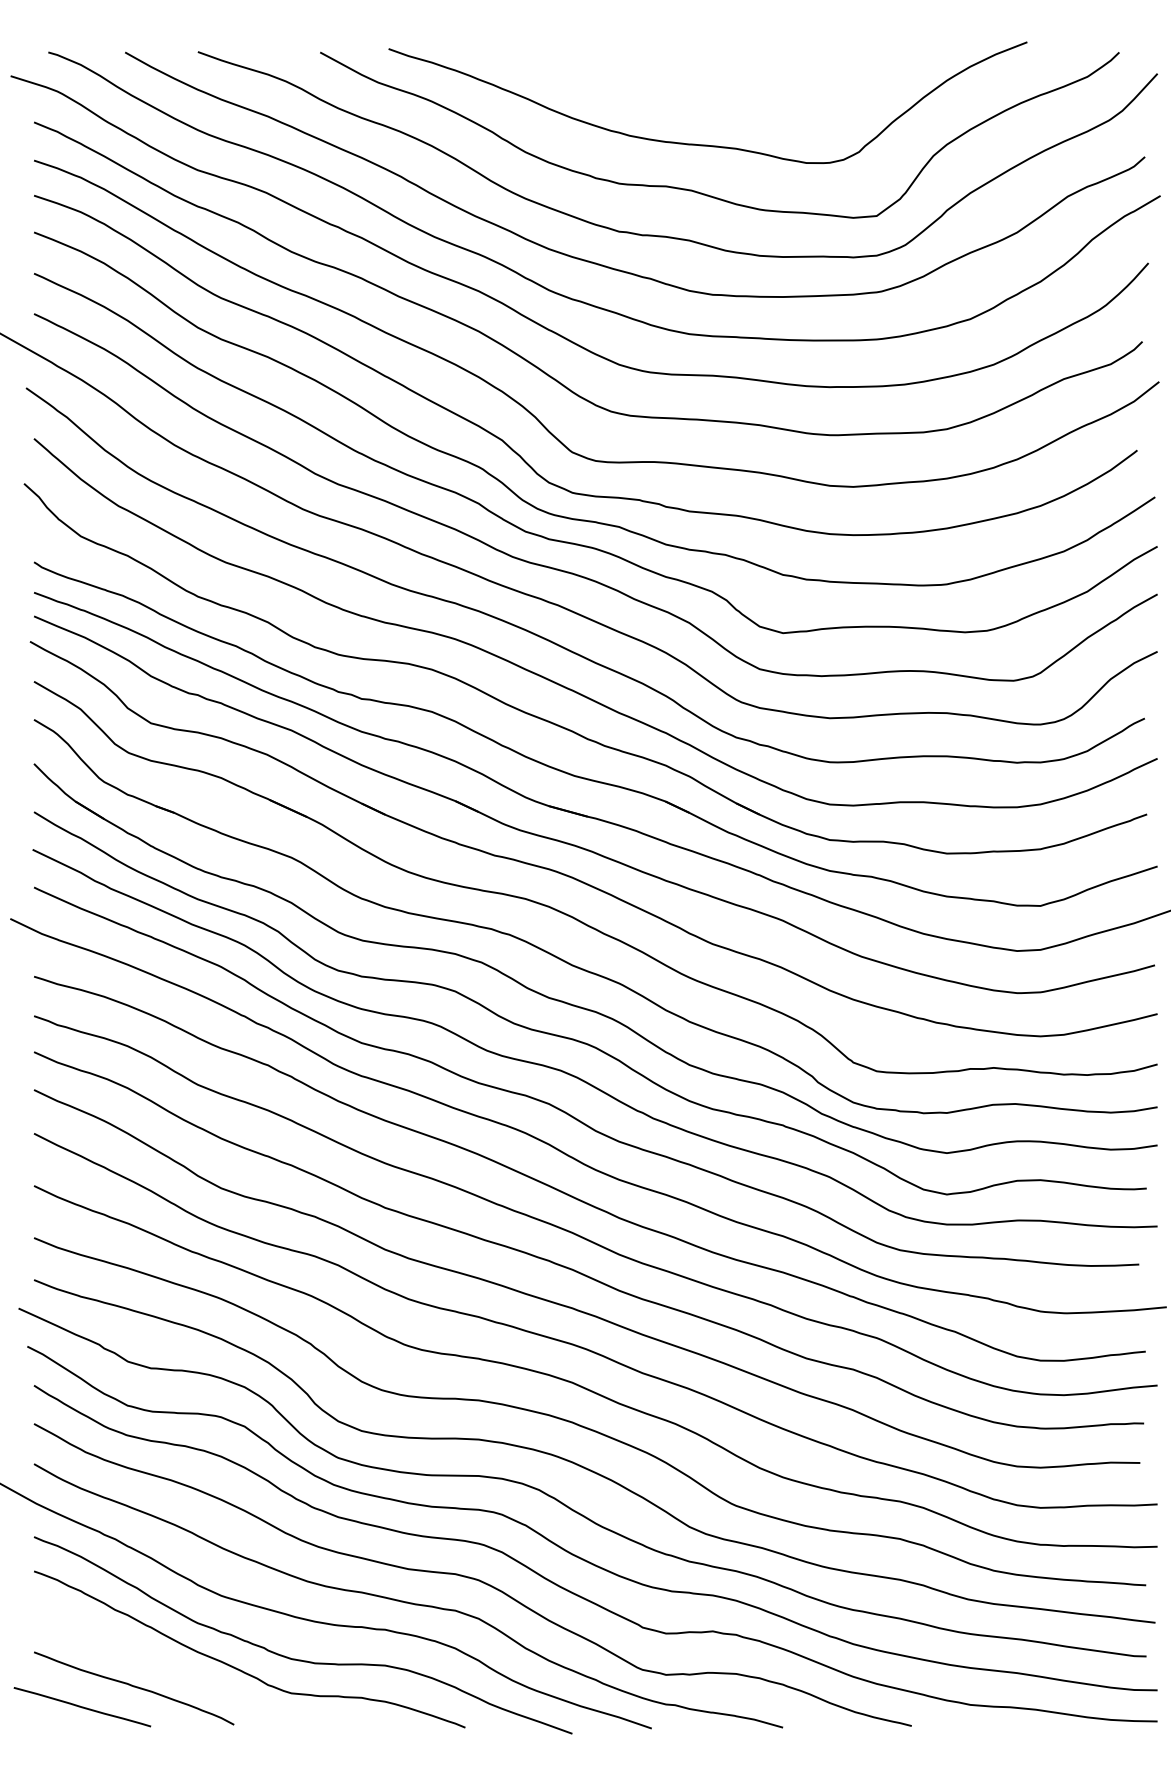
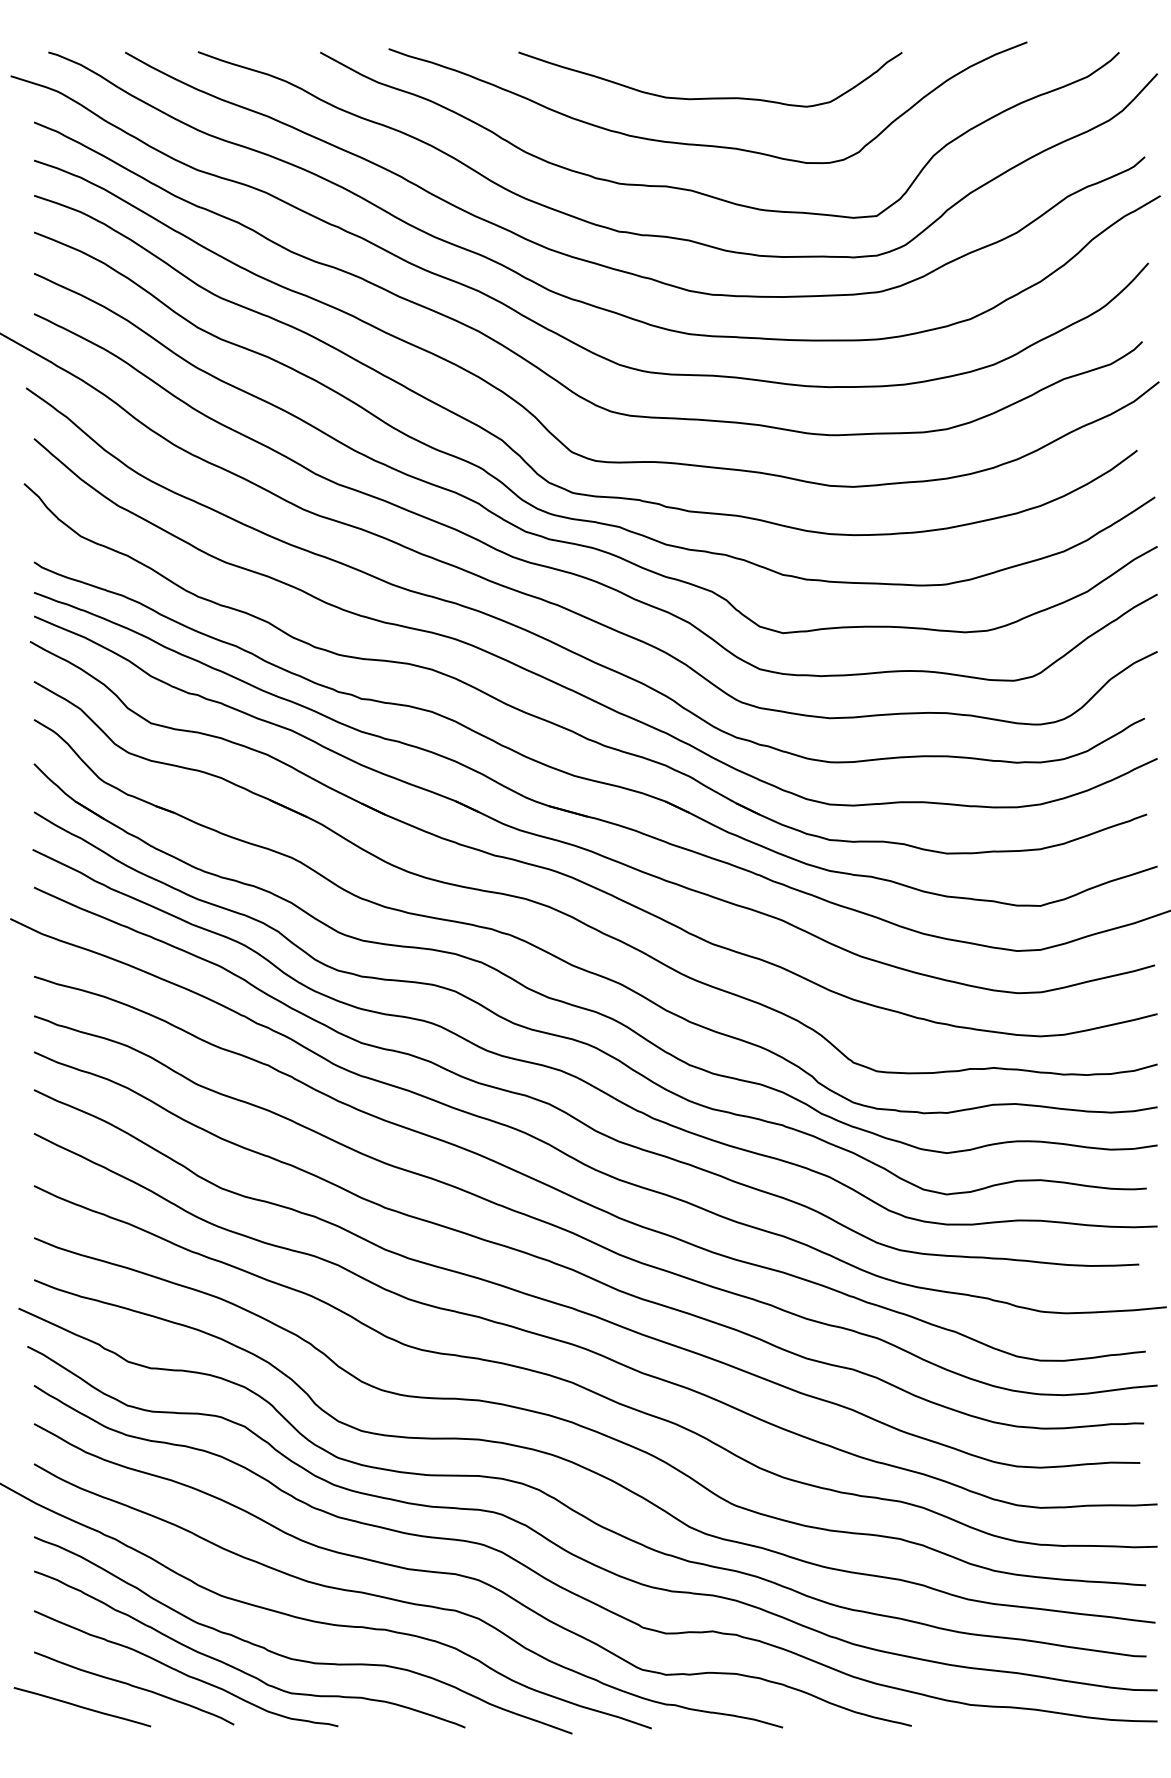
curve: none -> present (710, 97)
curve: none -> present (183, 1672)
